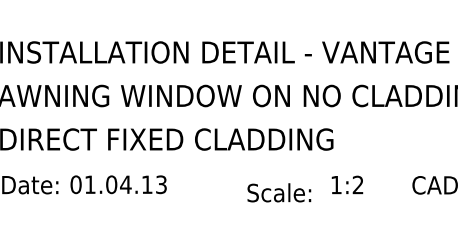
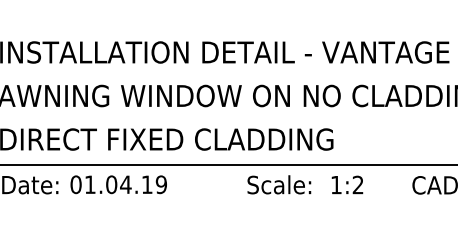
line: none -> present (228, 165)
text: 01.04.13 -> 01.04.19 (160, 184)
text position: (279, 192) -> (279, 184) (279, 184)
